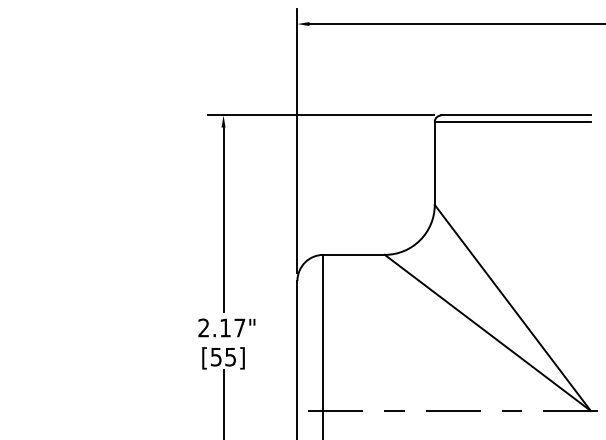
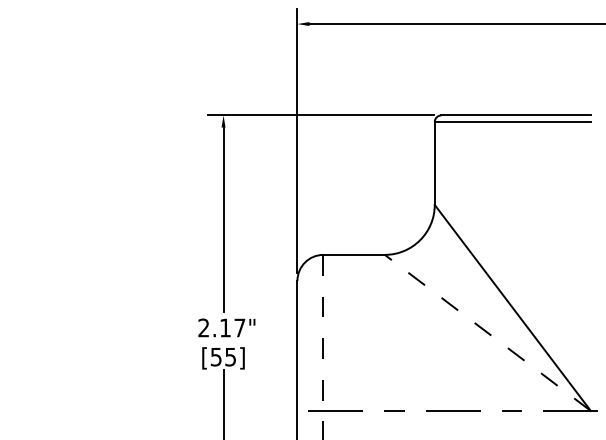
line: solid -> dashed (487, 332)
line: solid -> dashed (323, 347)
